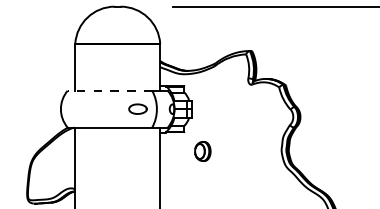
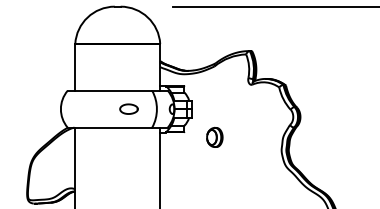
line: dashed -> solid (109, 90)
part position: (137, 108) -> (128, 108) (128, 108)
part position: (202, 150) -> (214, 136) (214, 136)
